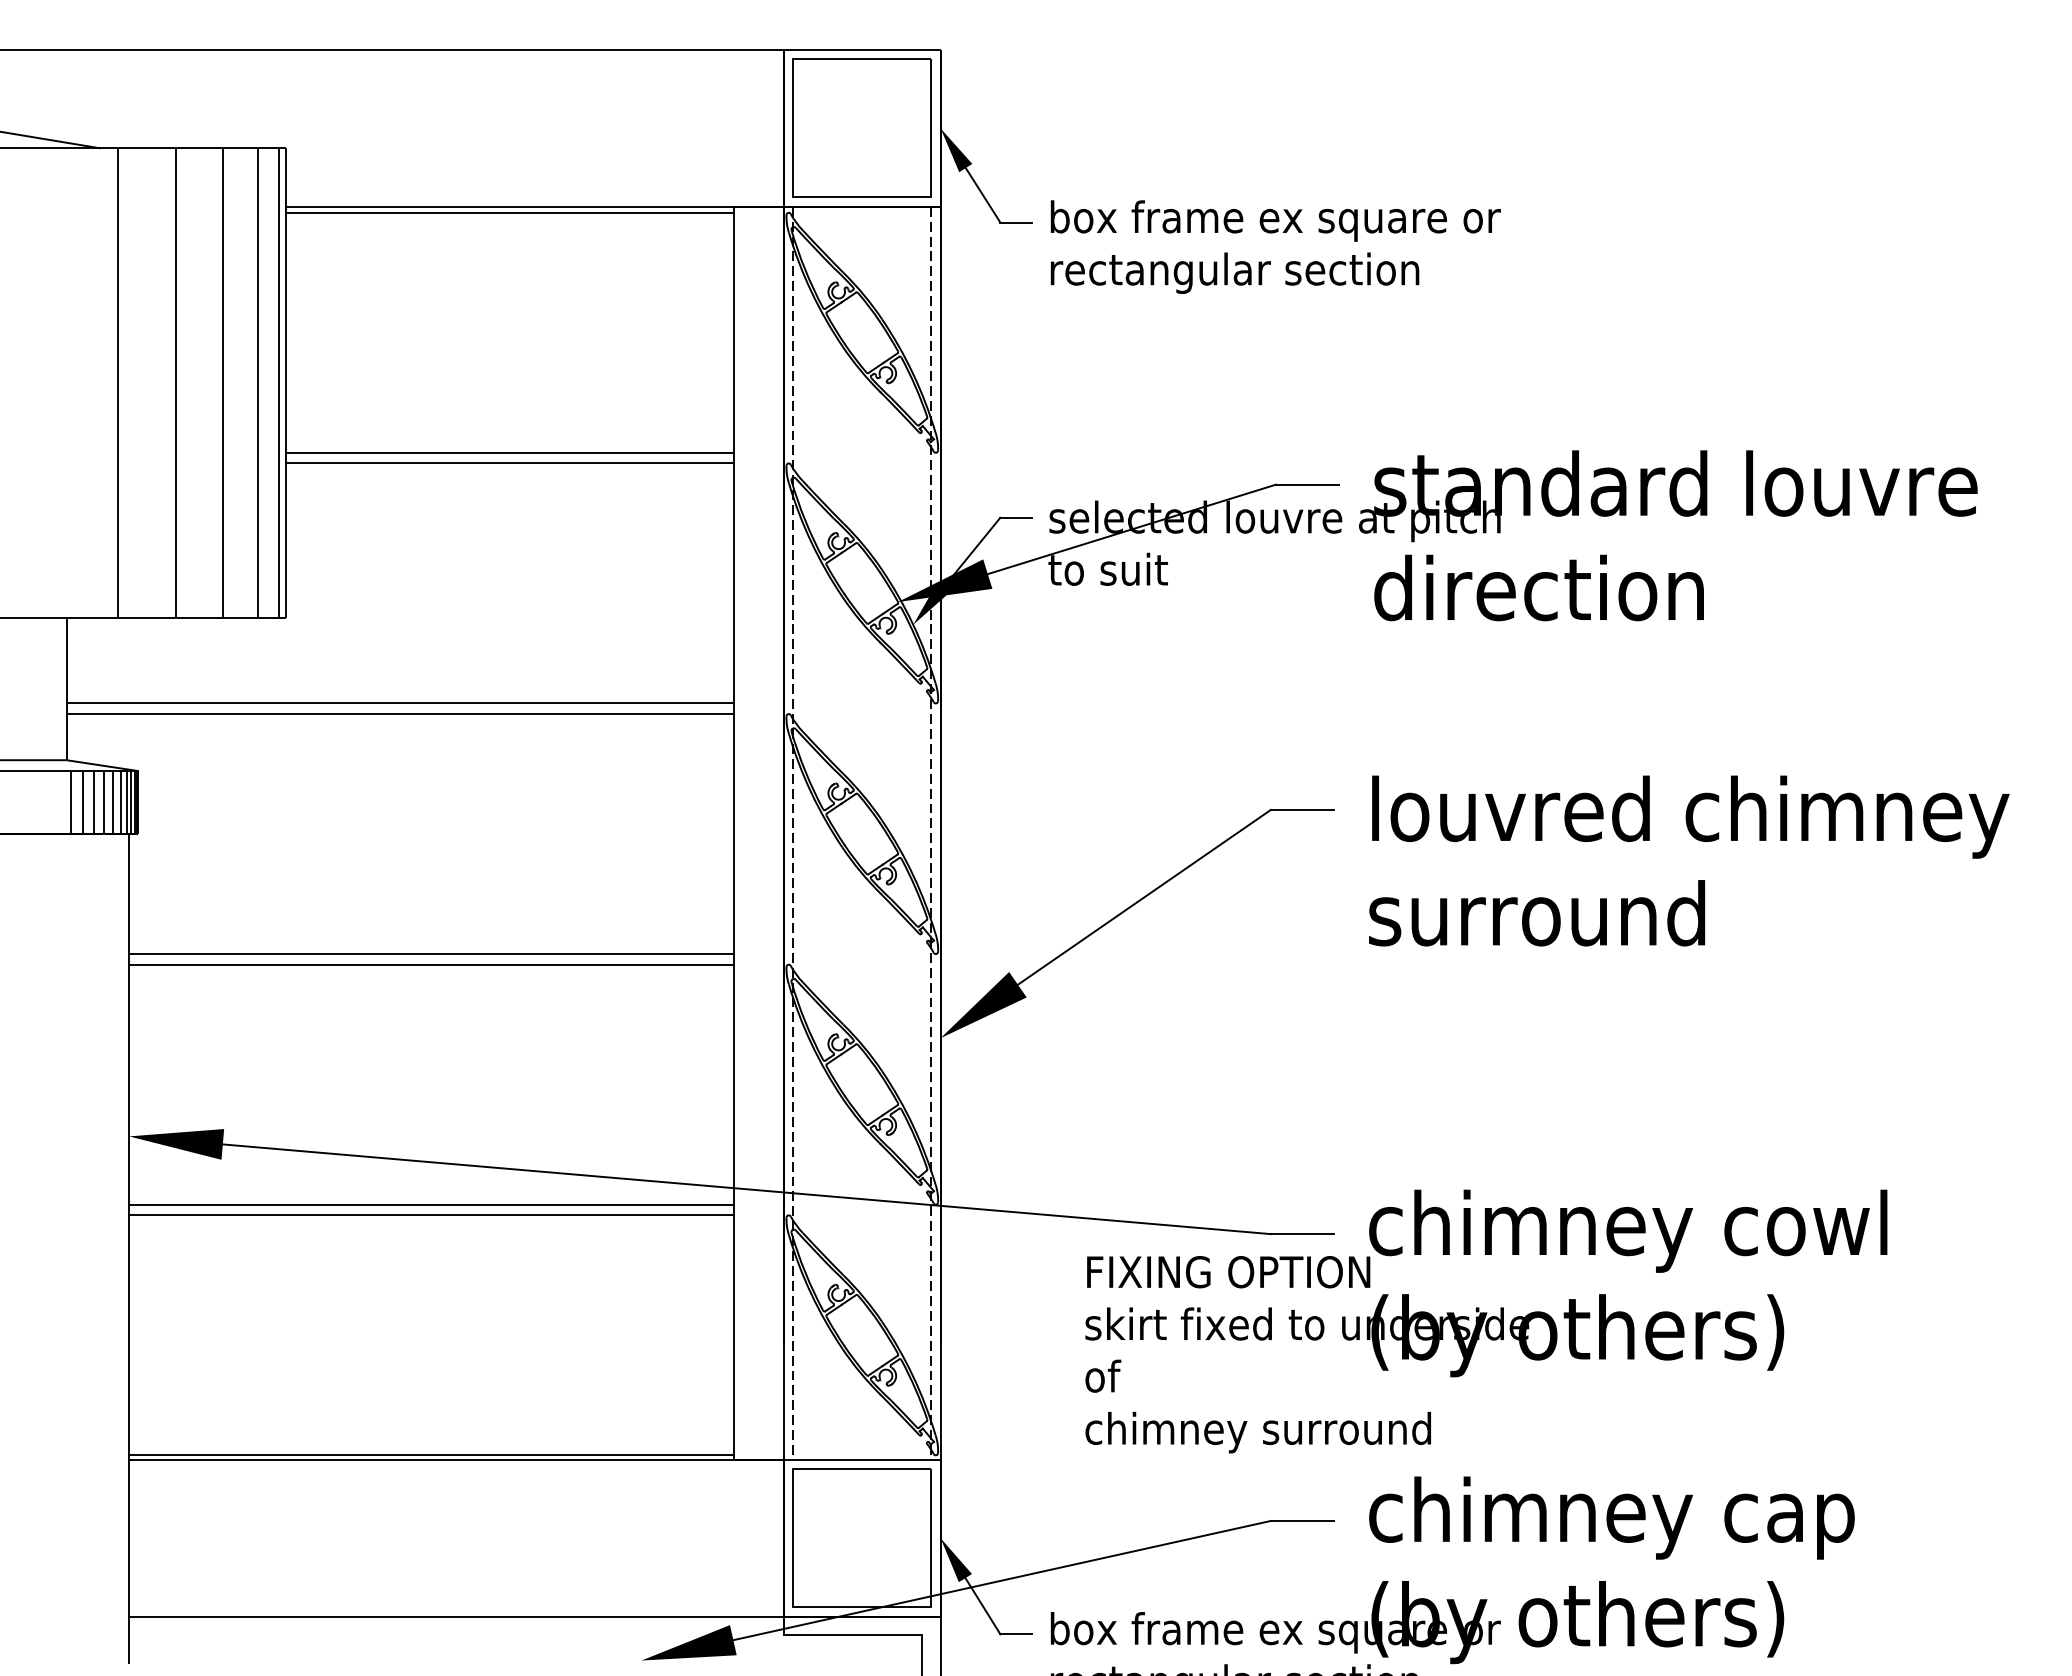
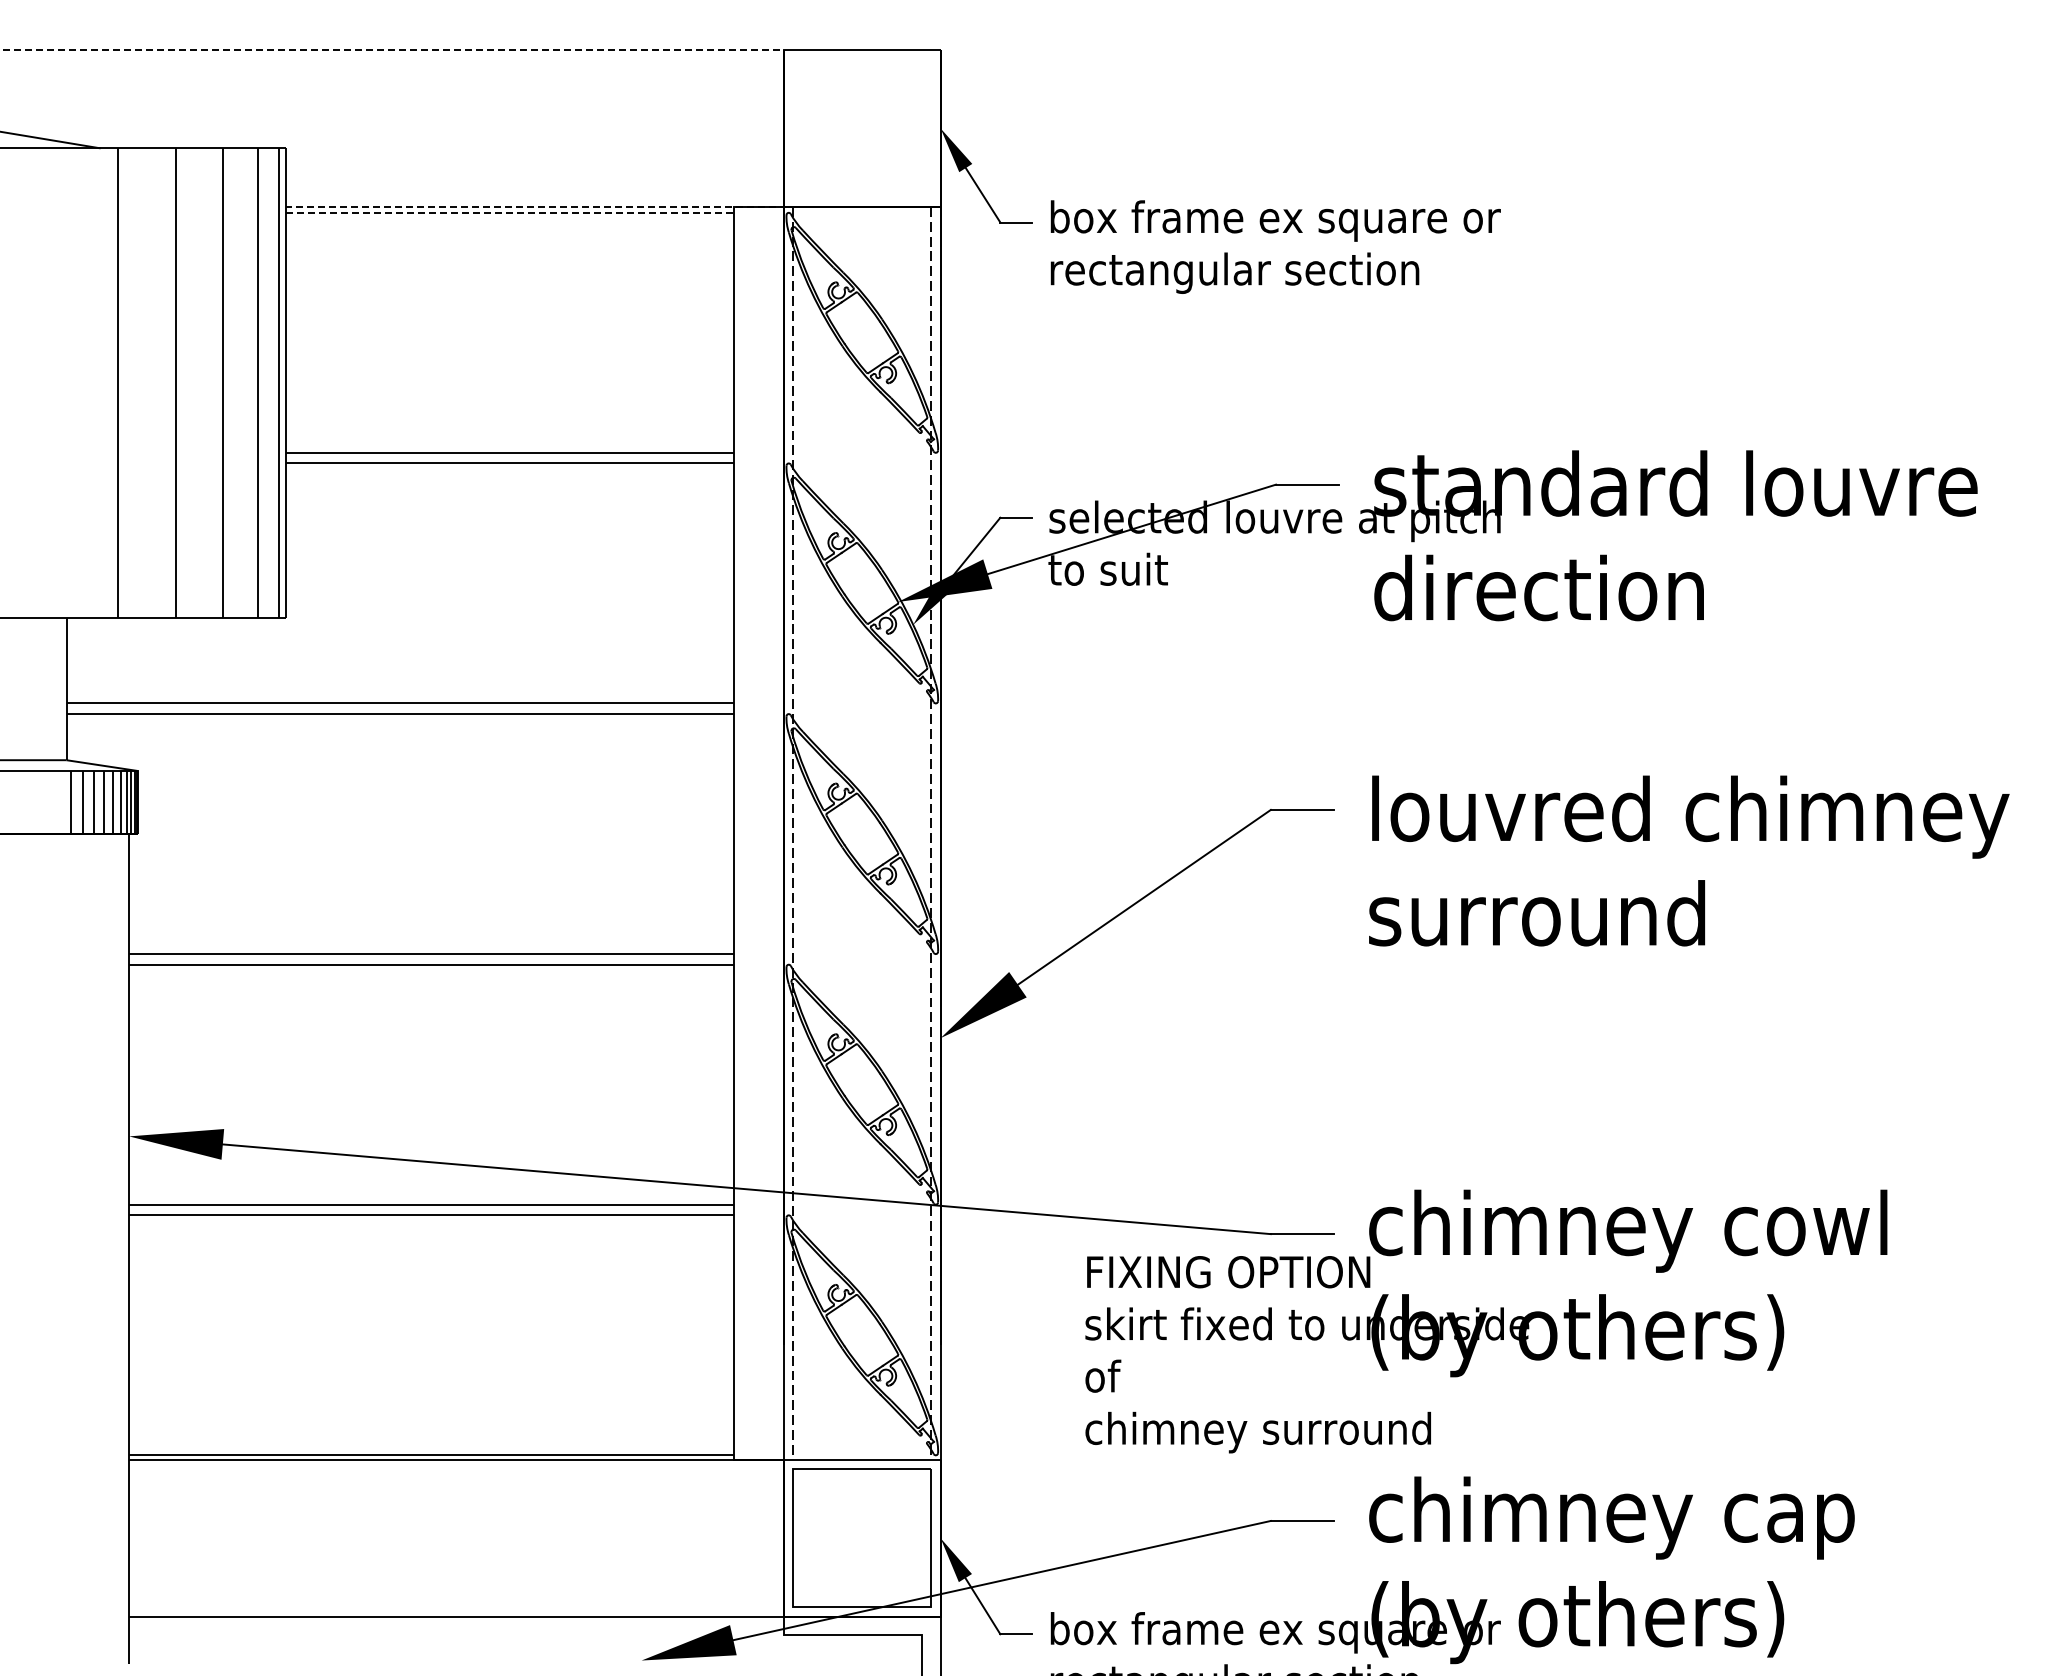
line: solid -> dashed (721, 50)
part: present -> none (861, 127)
line: solid -> dashed (510, 212)
